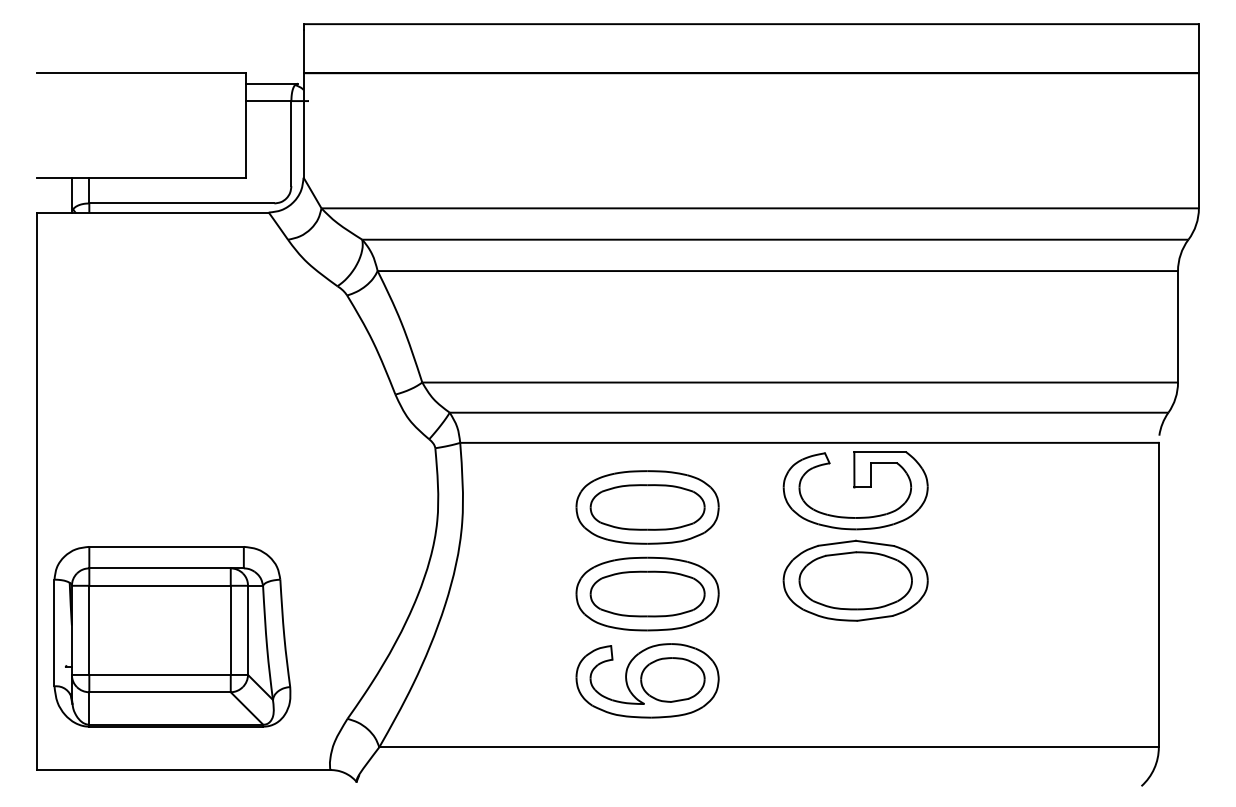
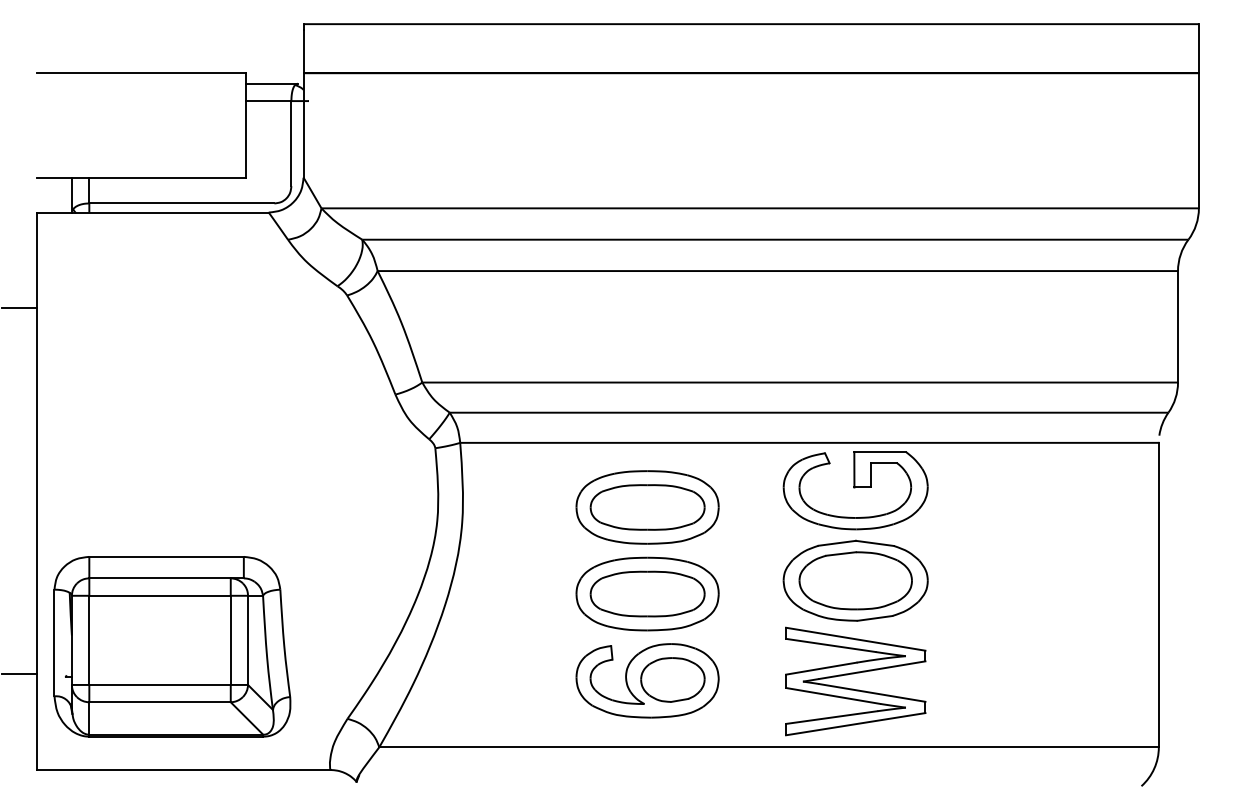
line: none -> present (19, 308)
part position: (172, 636) -> (172, 646) (172, 646)
line: none -> present (19, 674)
part: none -> present (853, 674)
